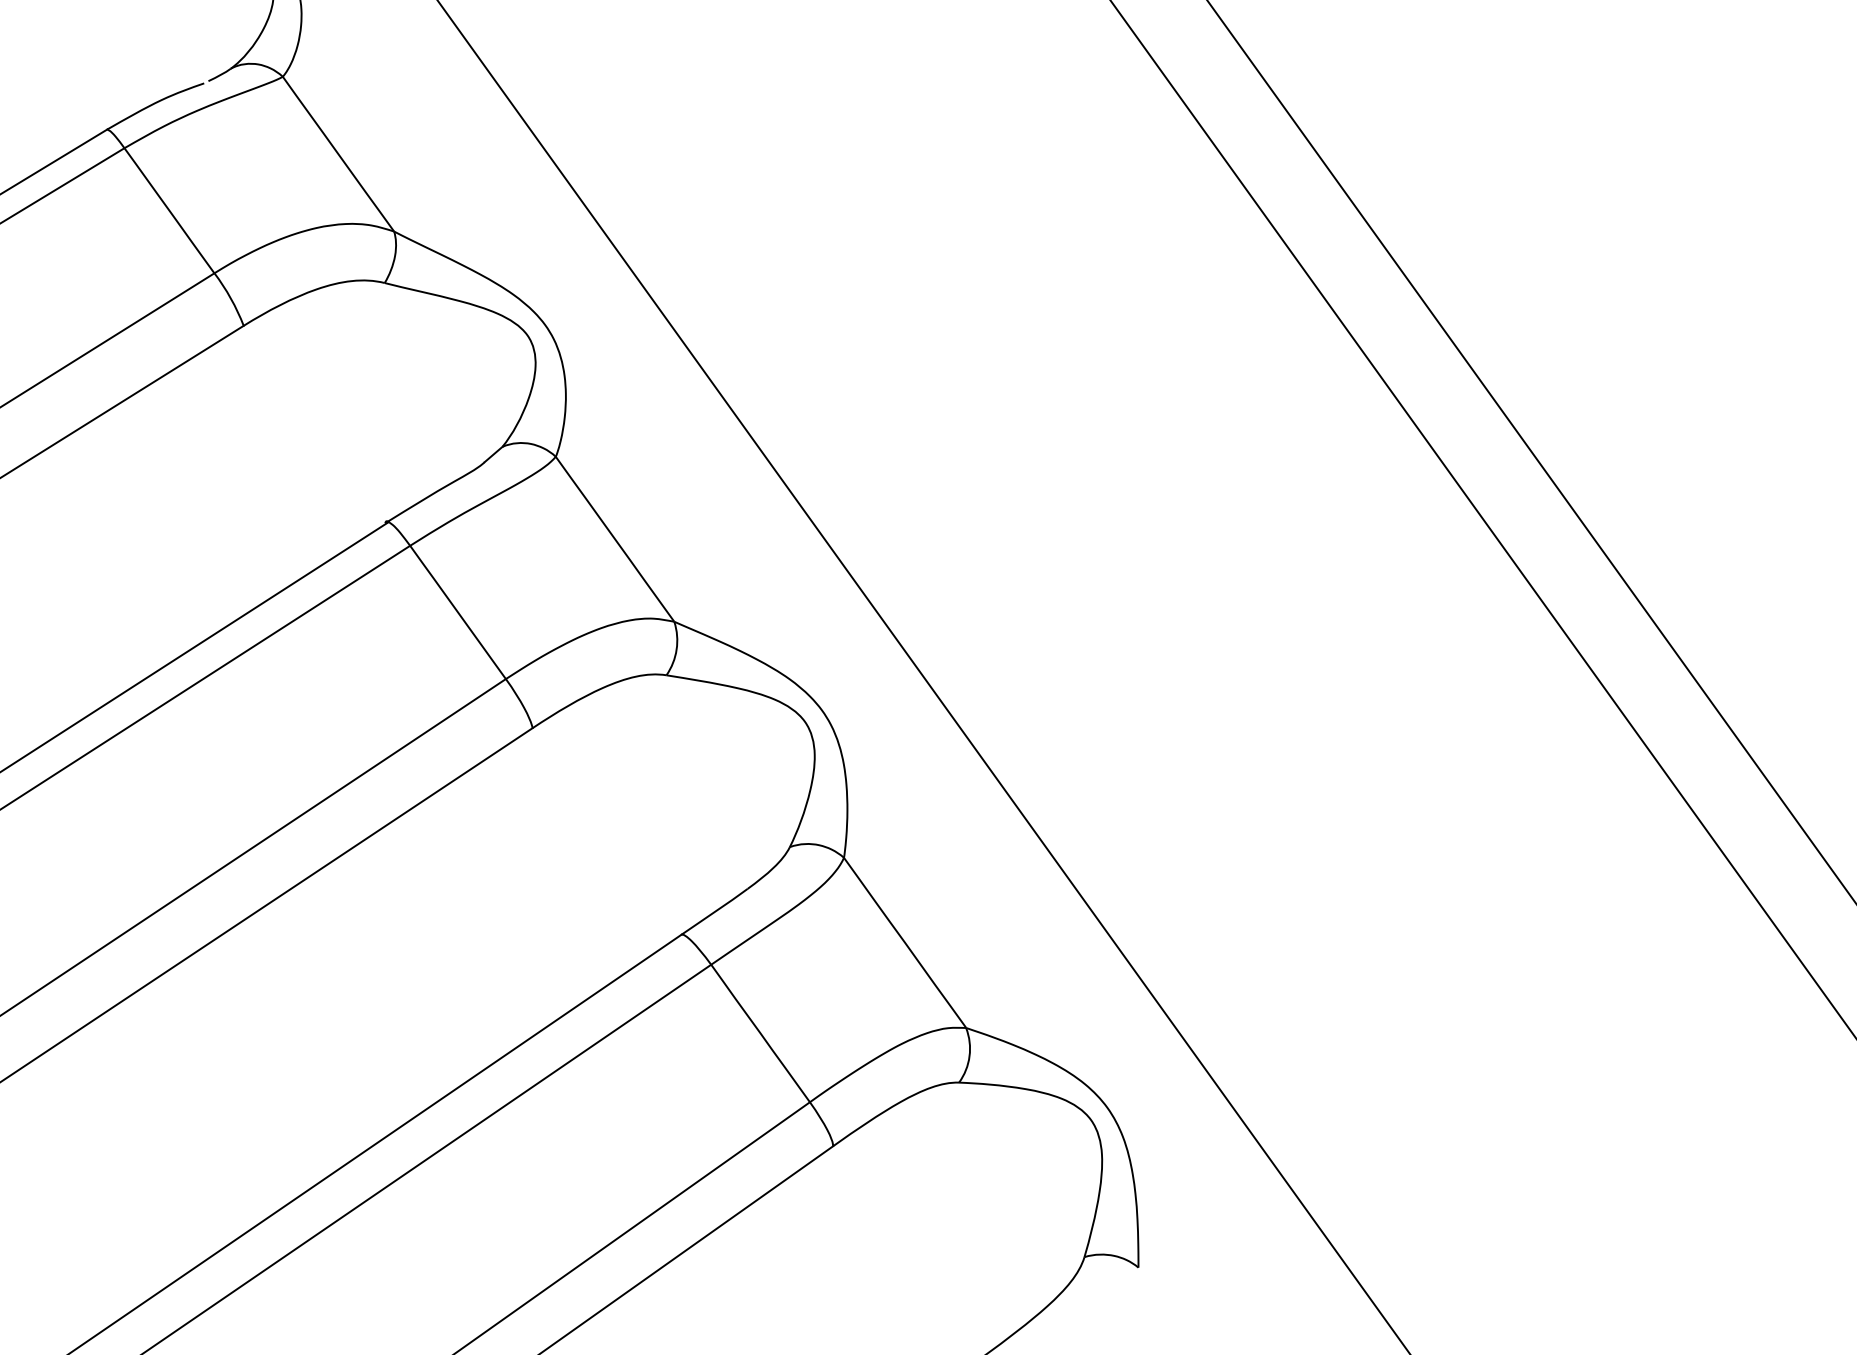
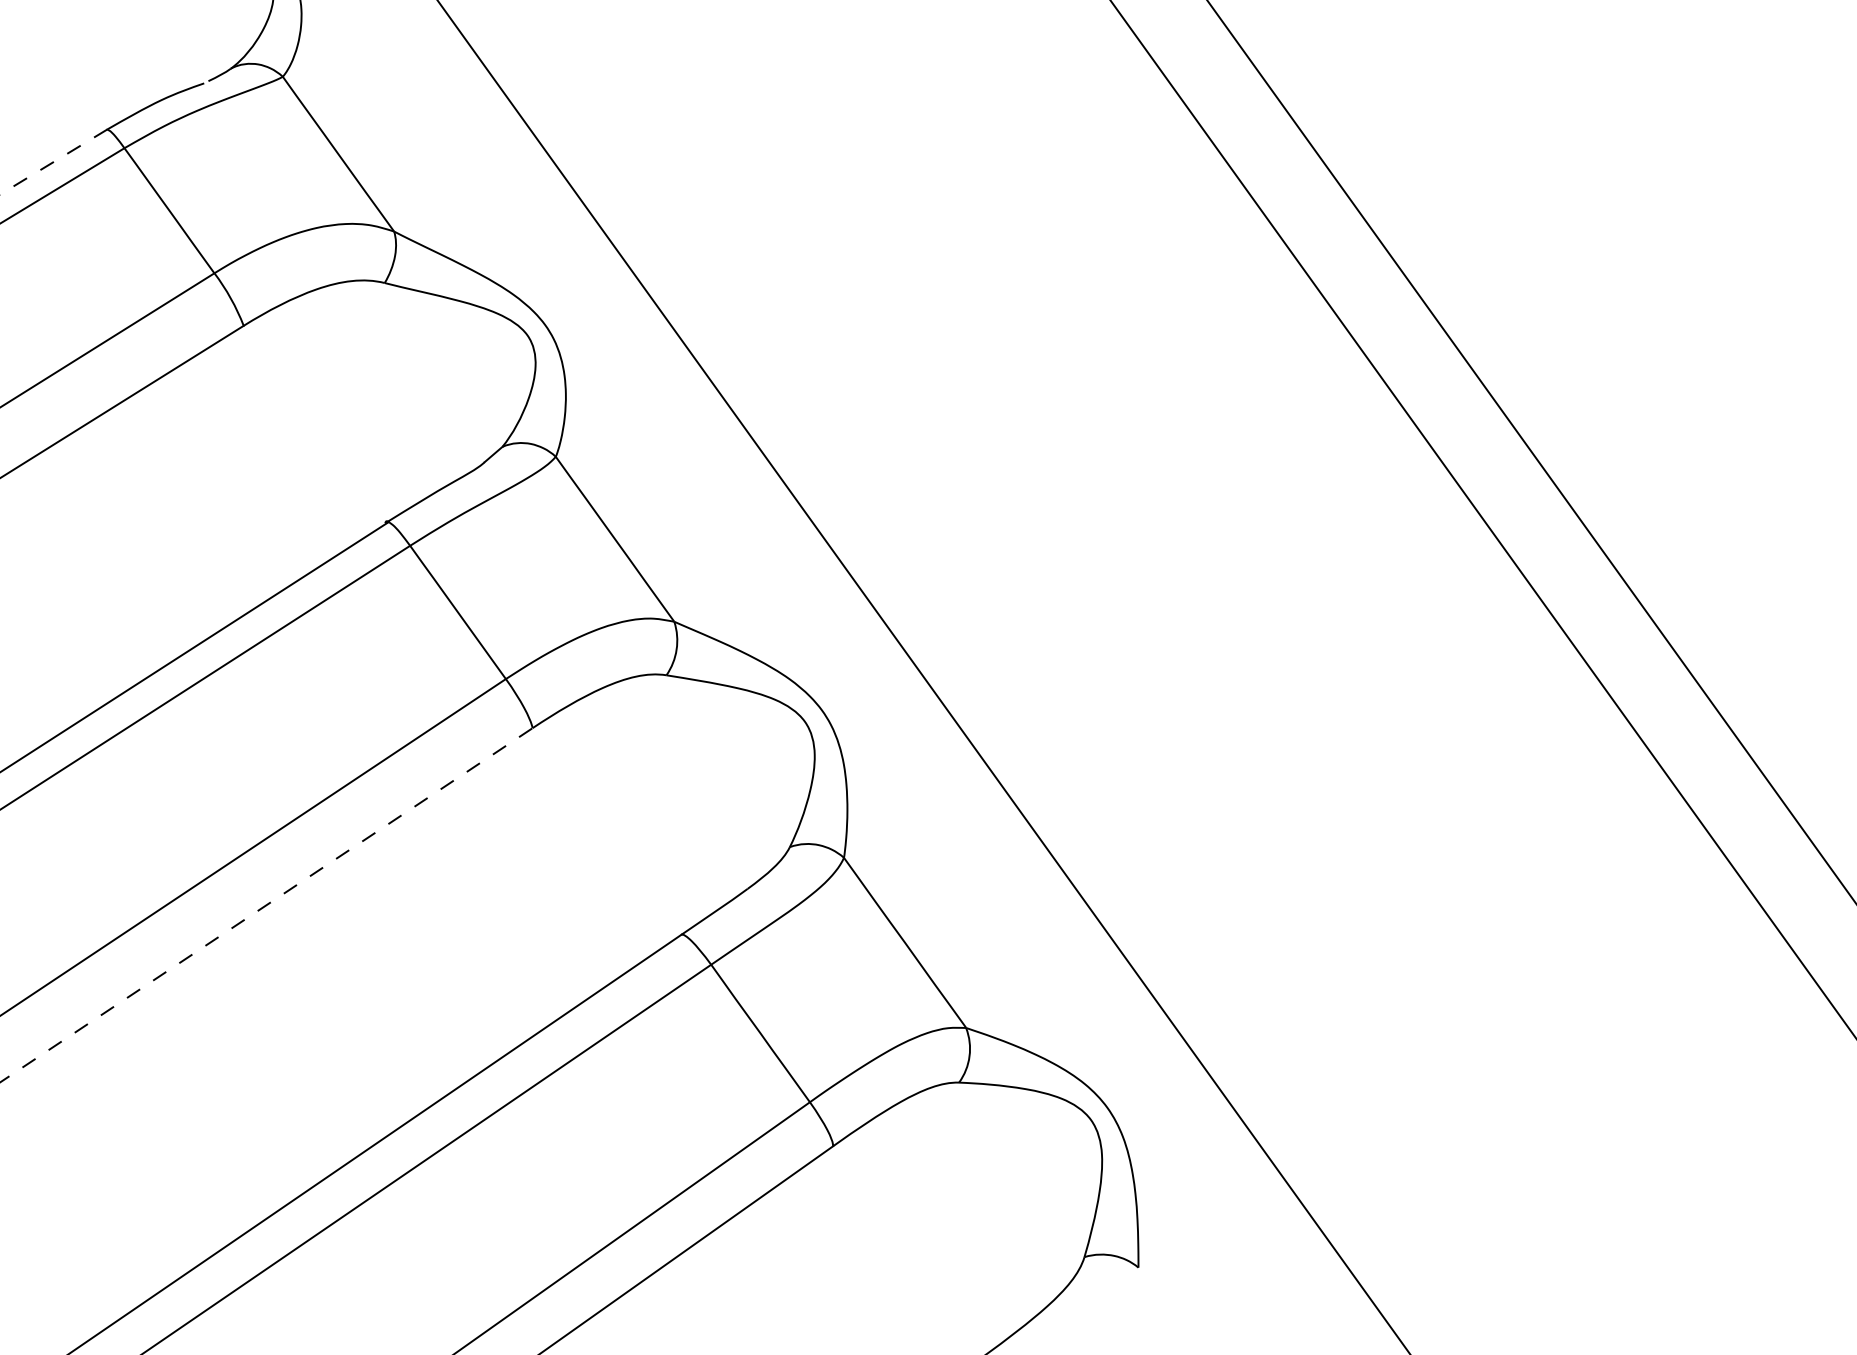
line: solid -> dashed (53, 162)
line: solid -> dashed (266, 905)
